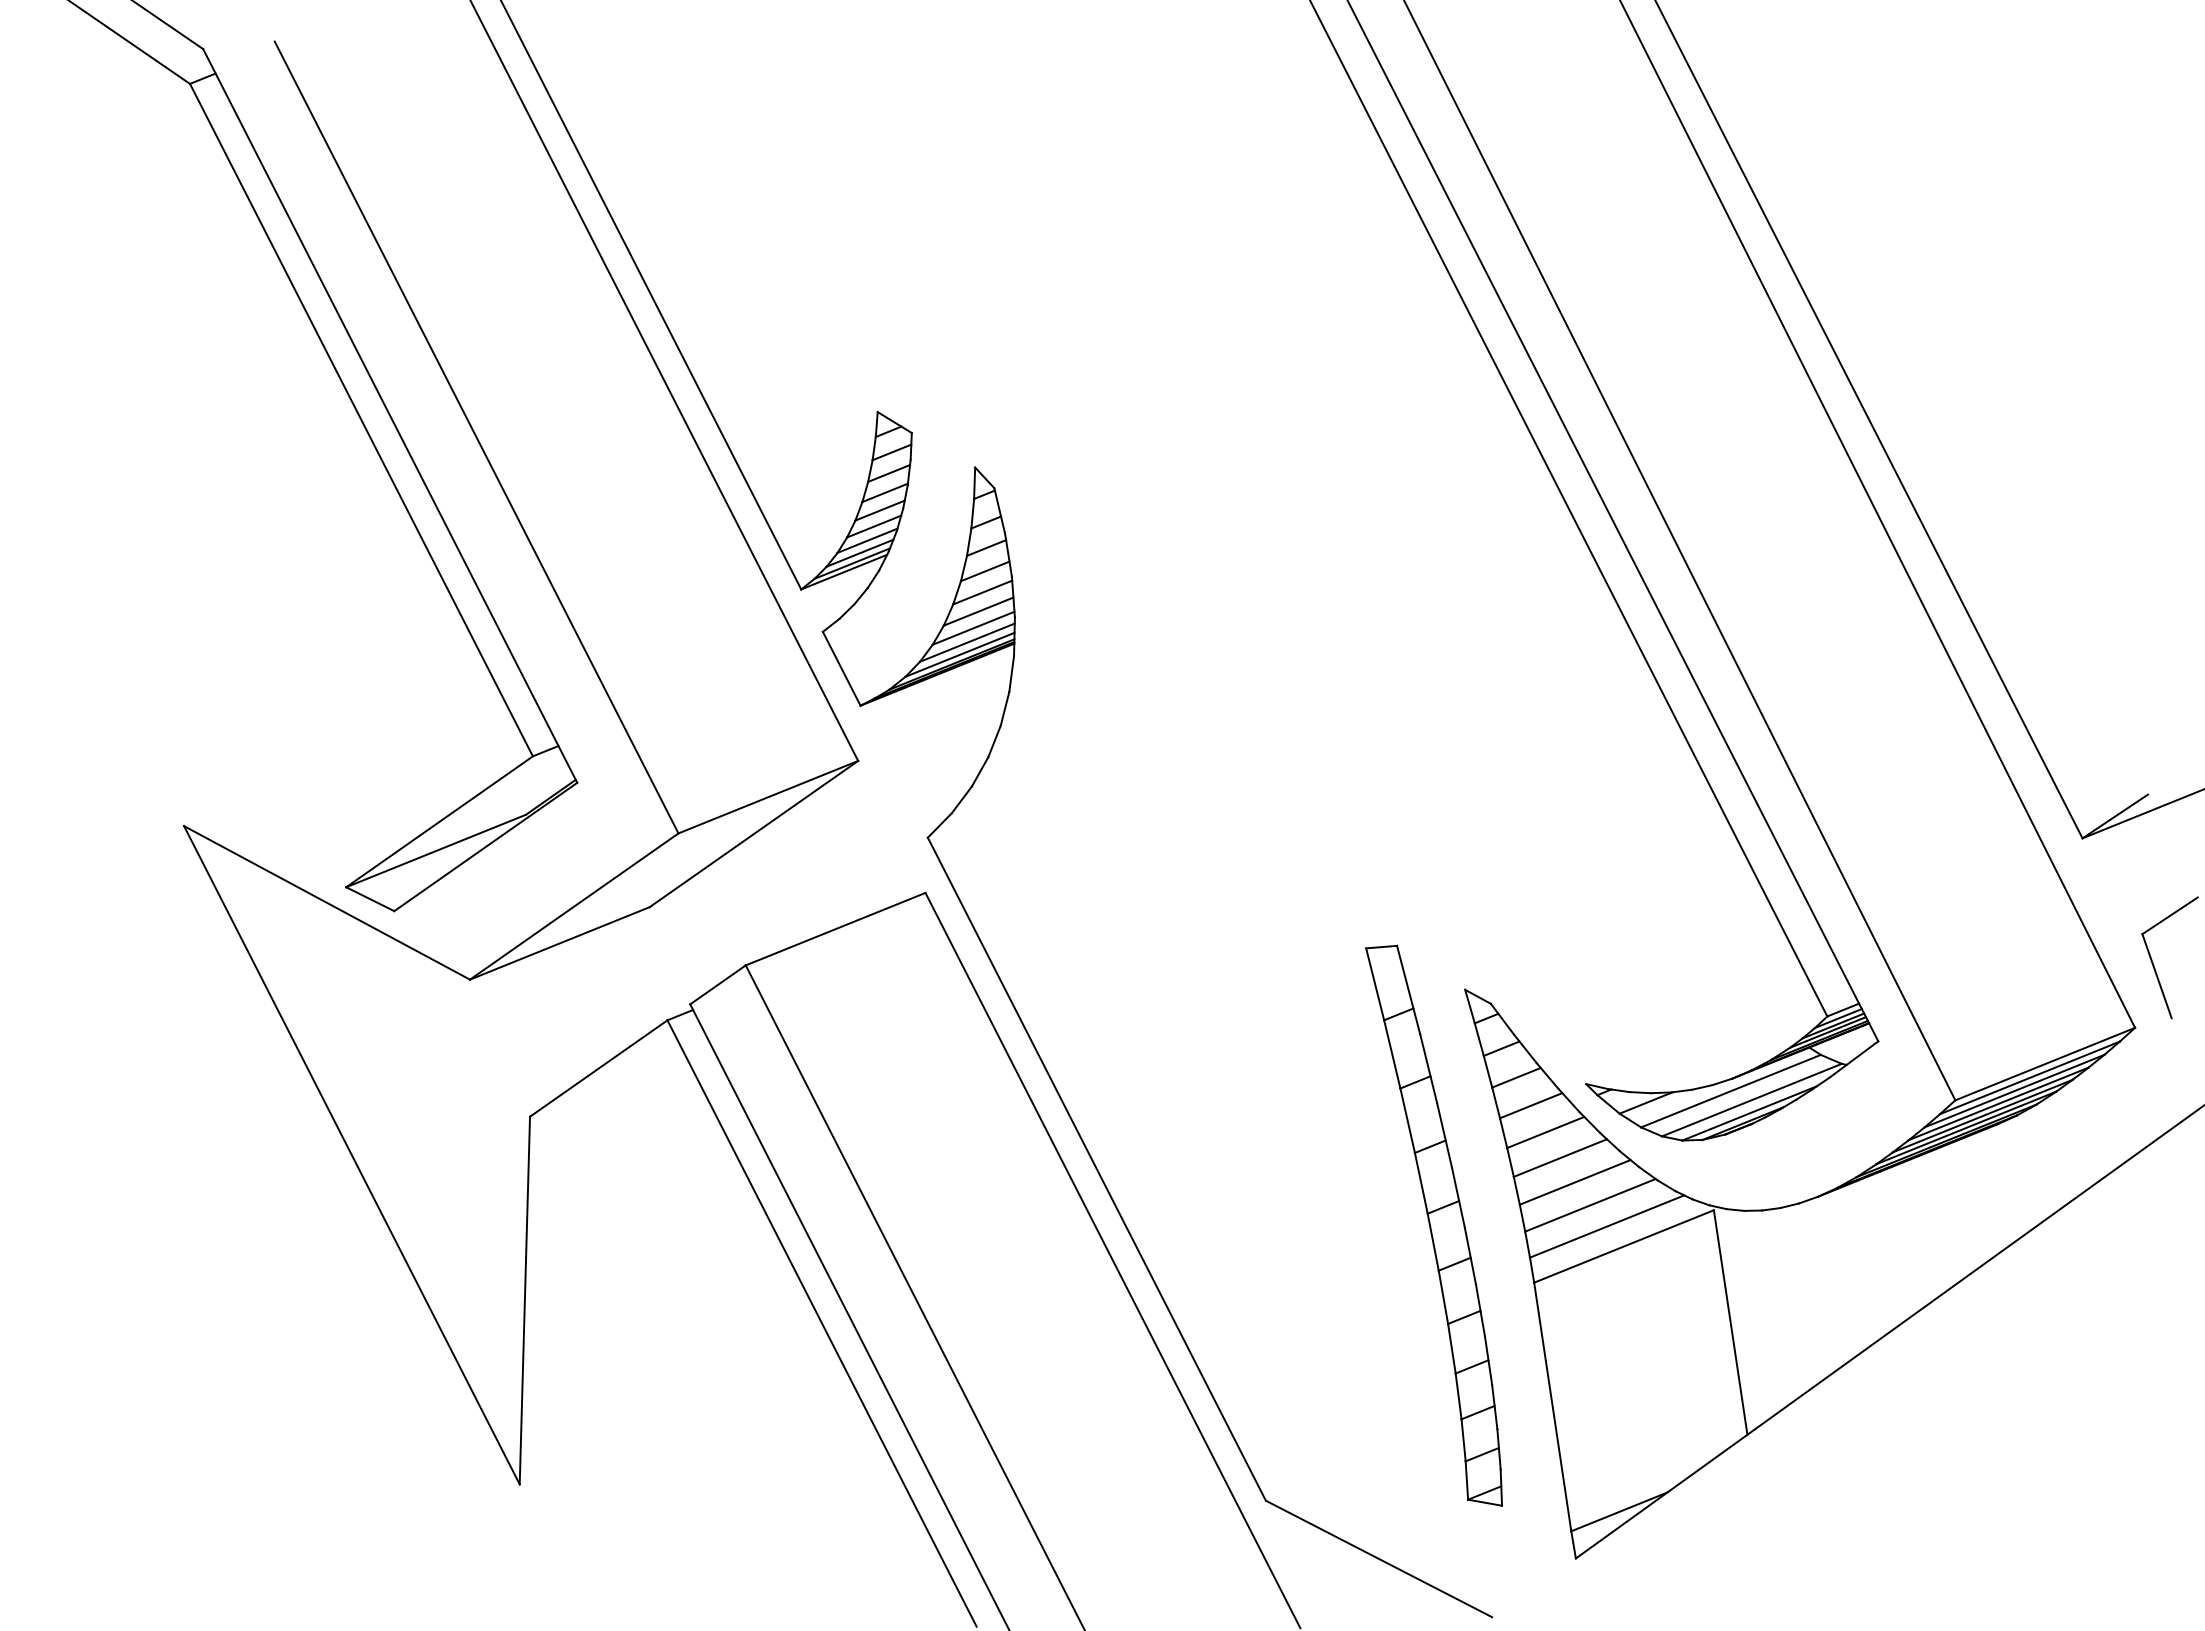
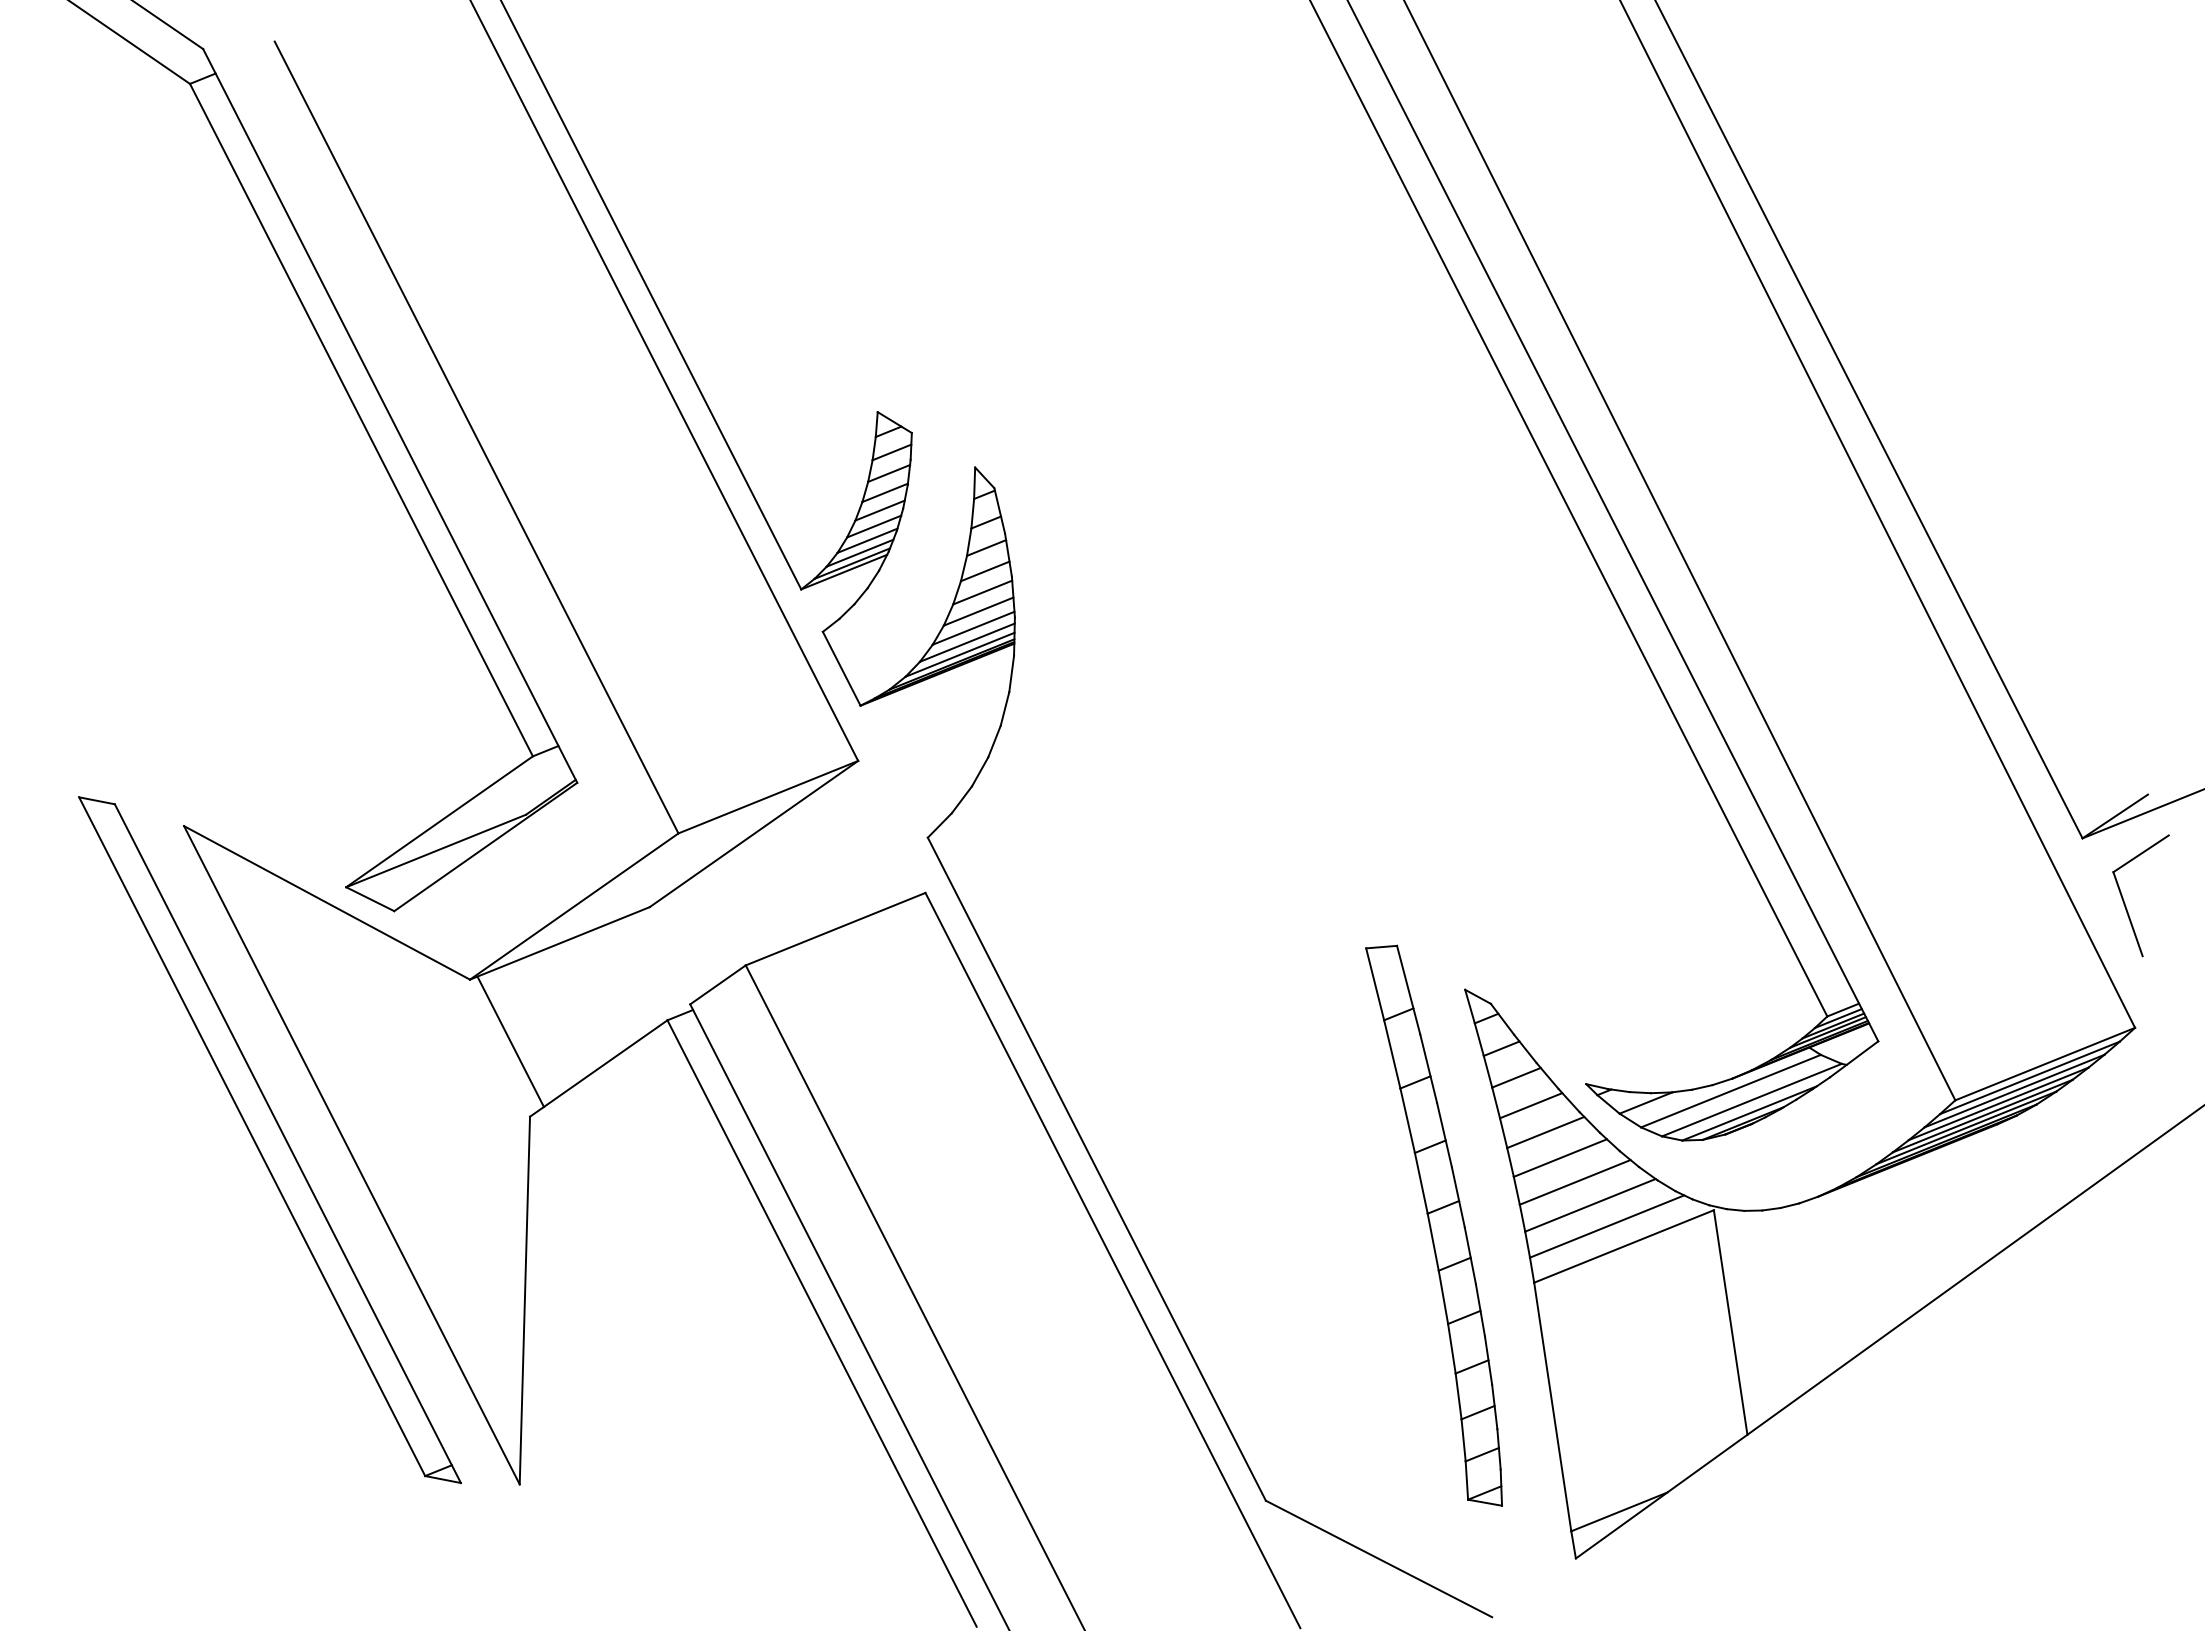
part position: (2153, 962) -> (2124, 900) (2124, 900)
line: none -> present (510, 1041)
part: none -> present (269, 1140)
